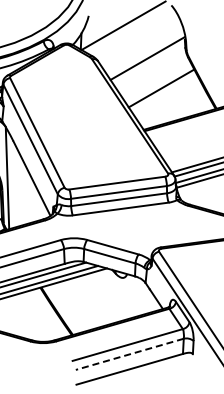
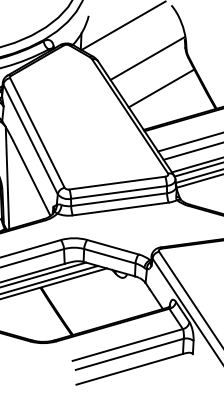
line: none -> present (189, 142)
line: none -> present (191, 151)
line: dashed -> solid (129, 354)
